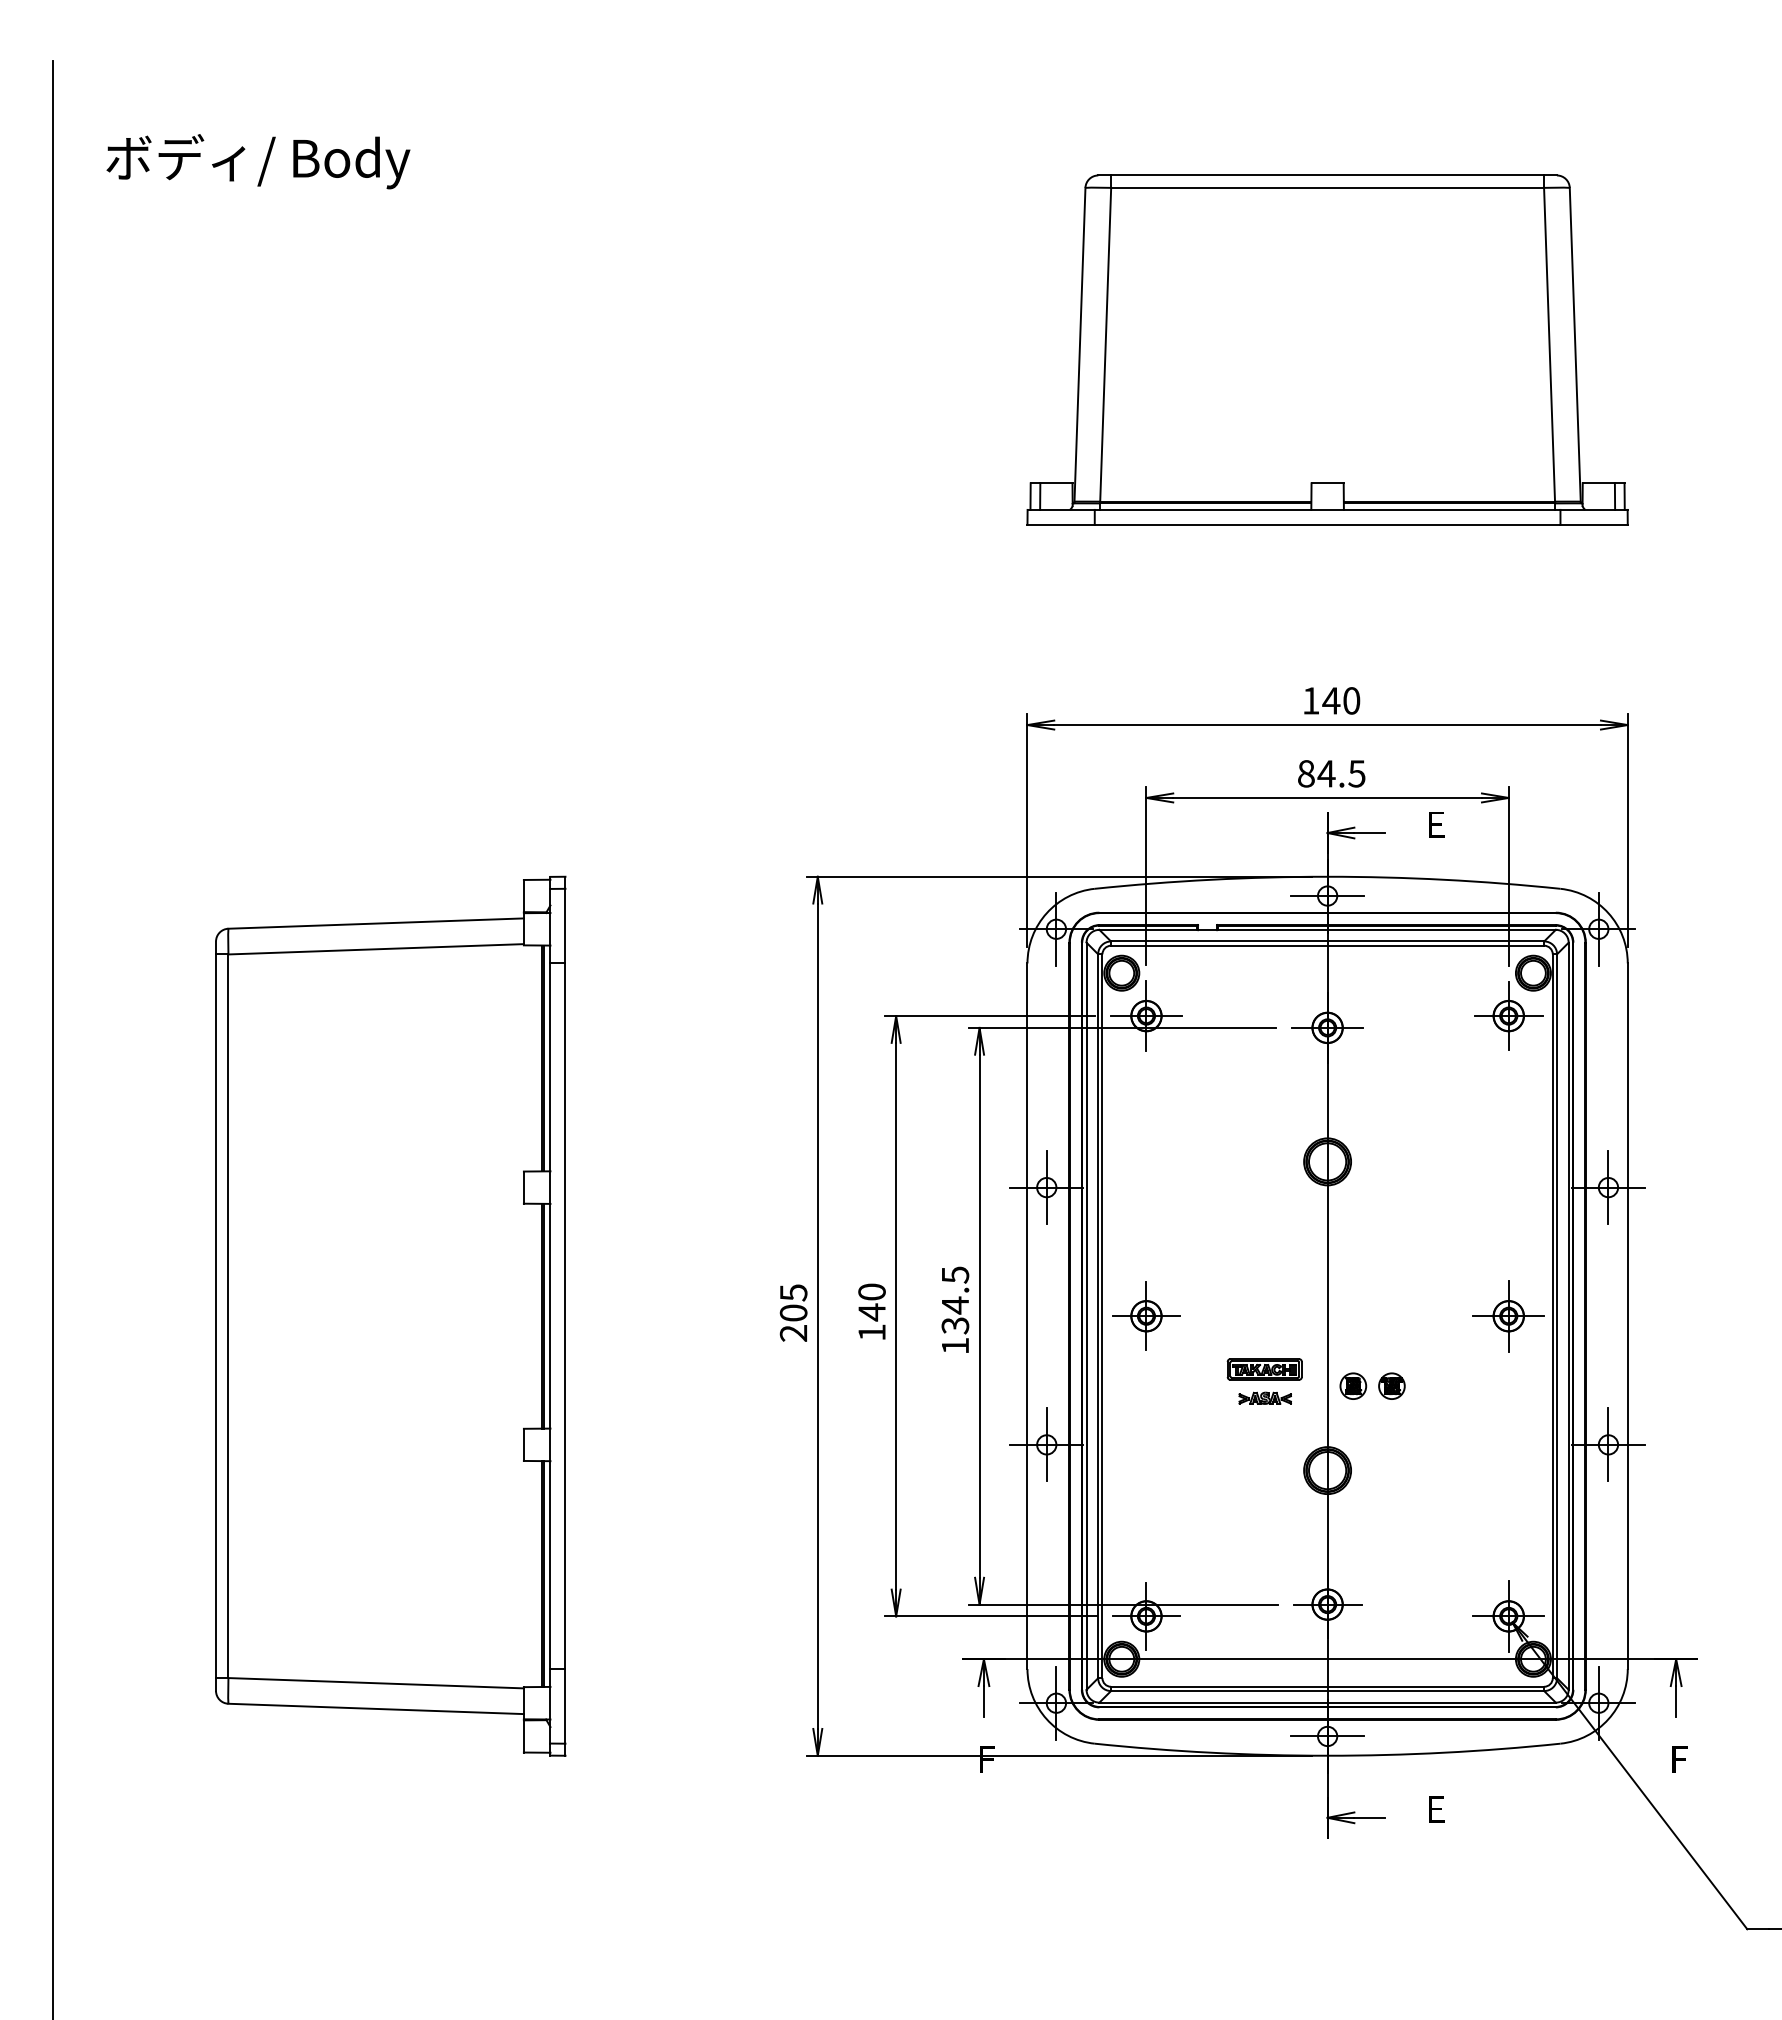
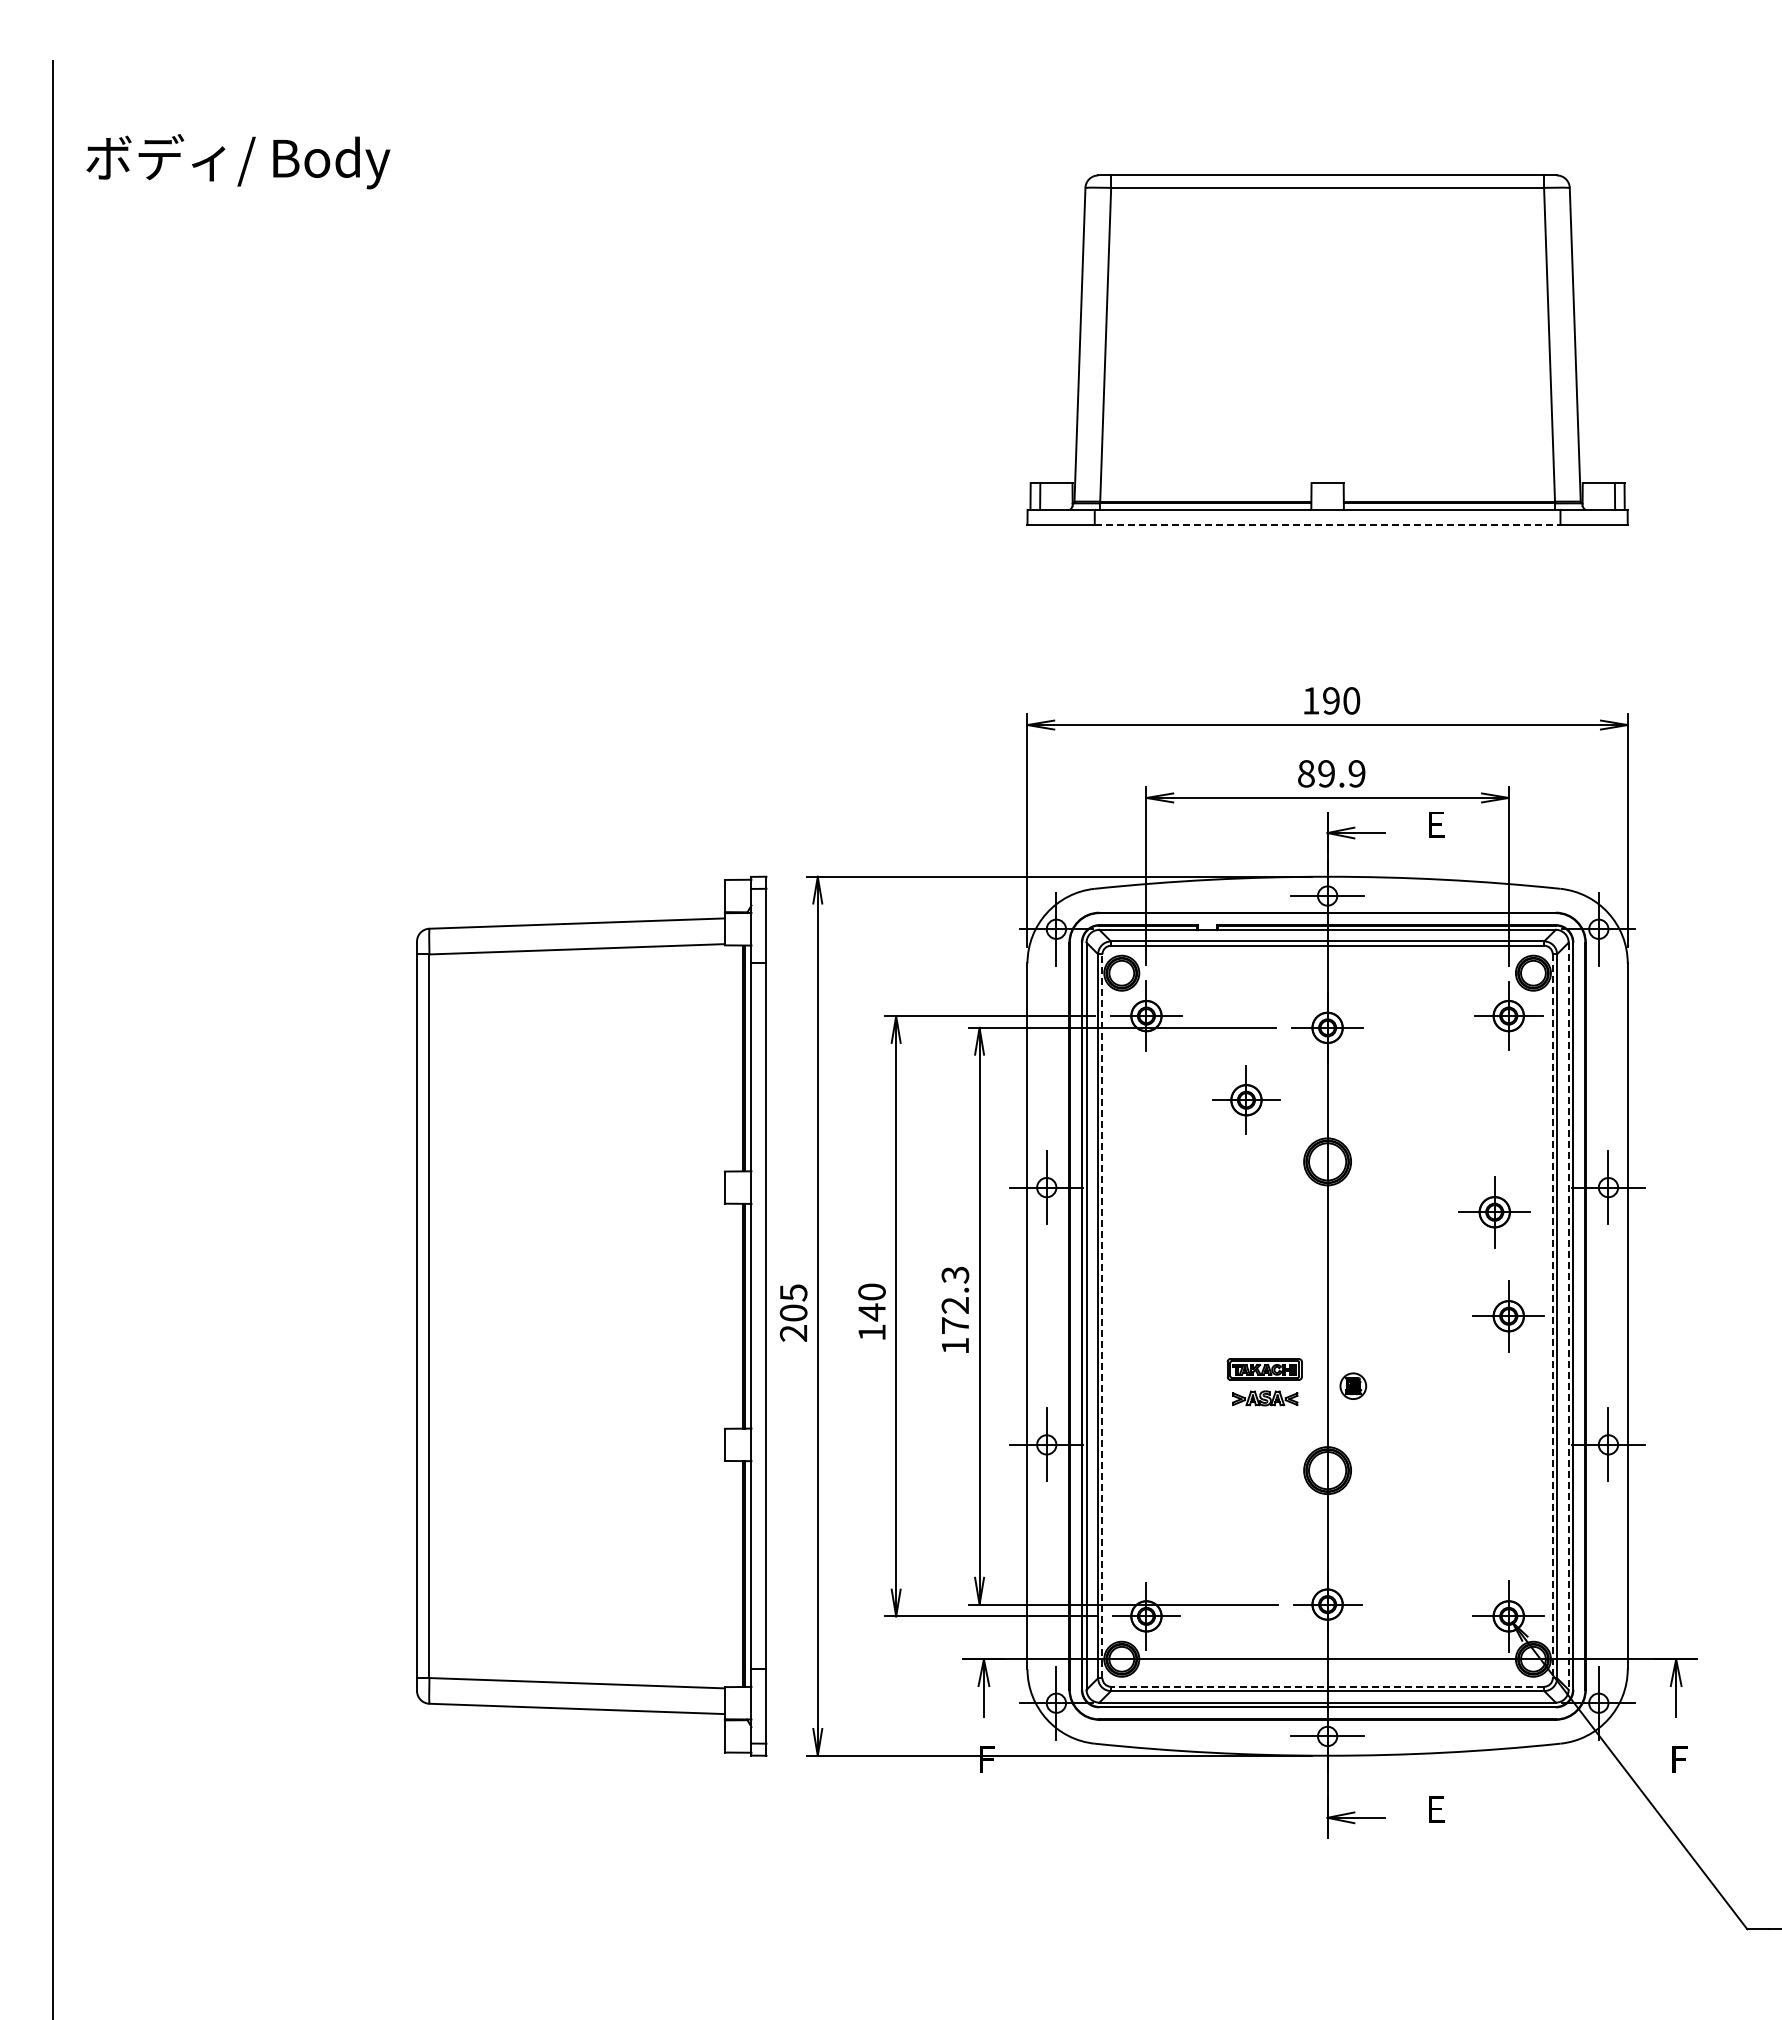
text position: (258, 161) -> (238, 161) (238, 161)
line: solid -> dashed (1327, 524)
text: 140 -> 190 (1331, 700)
text: 84.5 -> 89.9 (1341, 773)
part: none -> present (1494, 1212)
text: 134.5 -> 172.3 (955, 1300)
part position: (390, 1315) -> (591, 1315) (591, 1315)
part position: (1146, 1315) -> (1246, 1099) (1246, 1099)
line: solid -> dashed (1102, 1316)
line: solid -> dashed (1552, 1316)
line: solid -> dashed (1568, 1316)
part: present -> none (1391, 1385)
part size: 54x14 px -> 67x17 px (1265, 1398)
line: solid -> dashed (1327, 1686)
